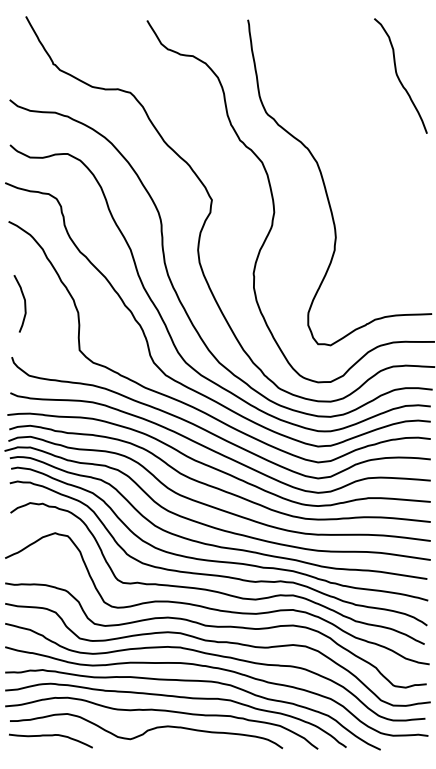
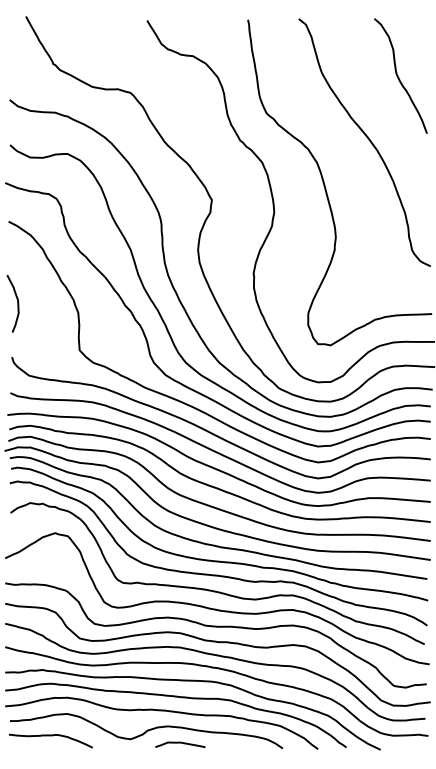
curve: none -> present (368, 140)
curve position: (24, 303) -> (17, 303) (17, 303)
curve: none -> present (180, 743)
